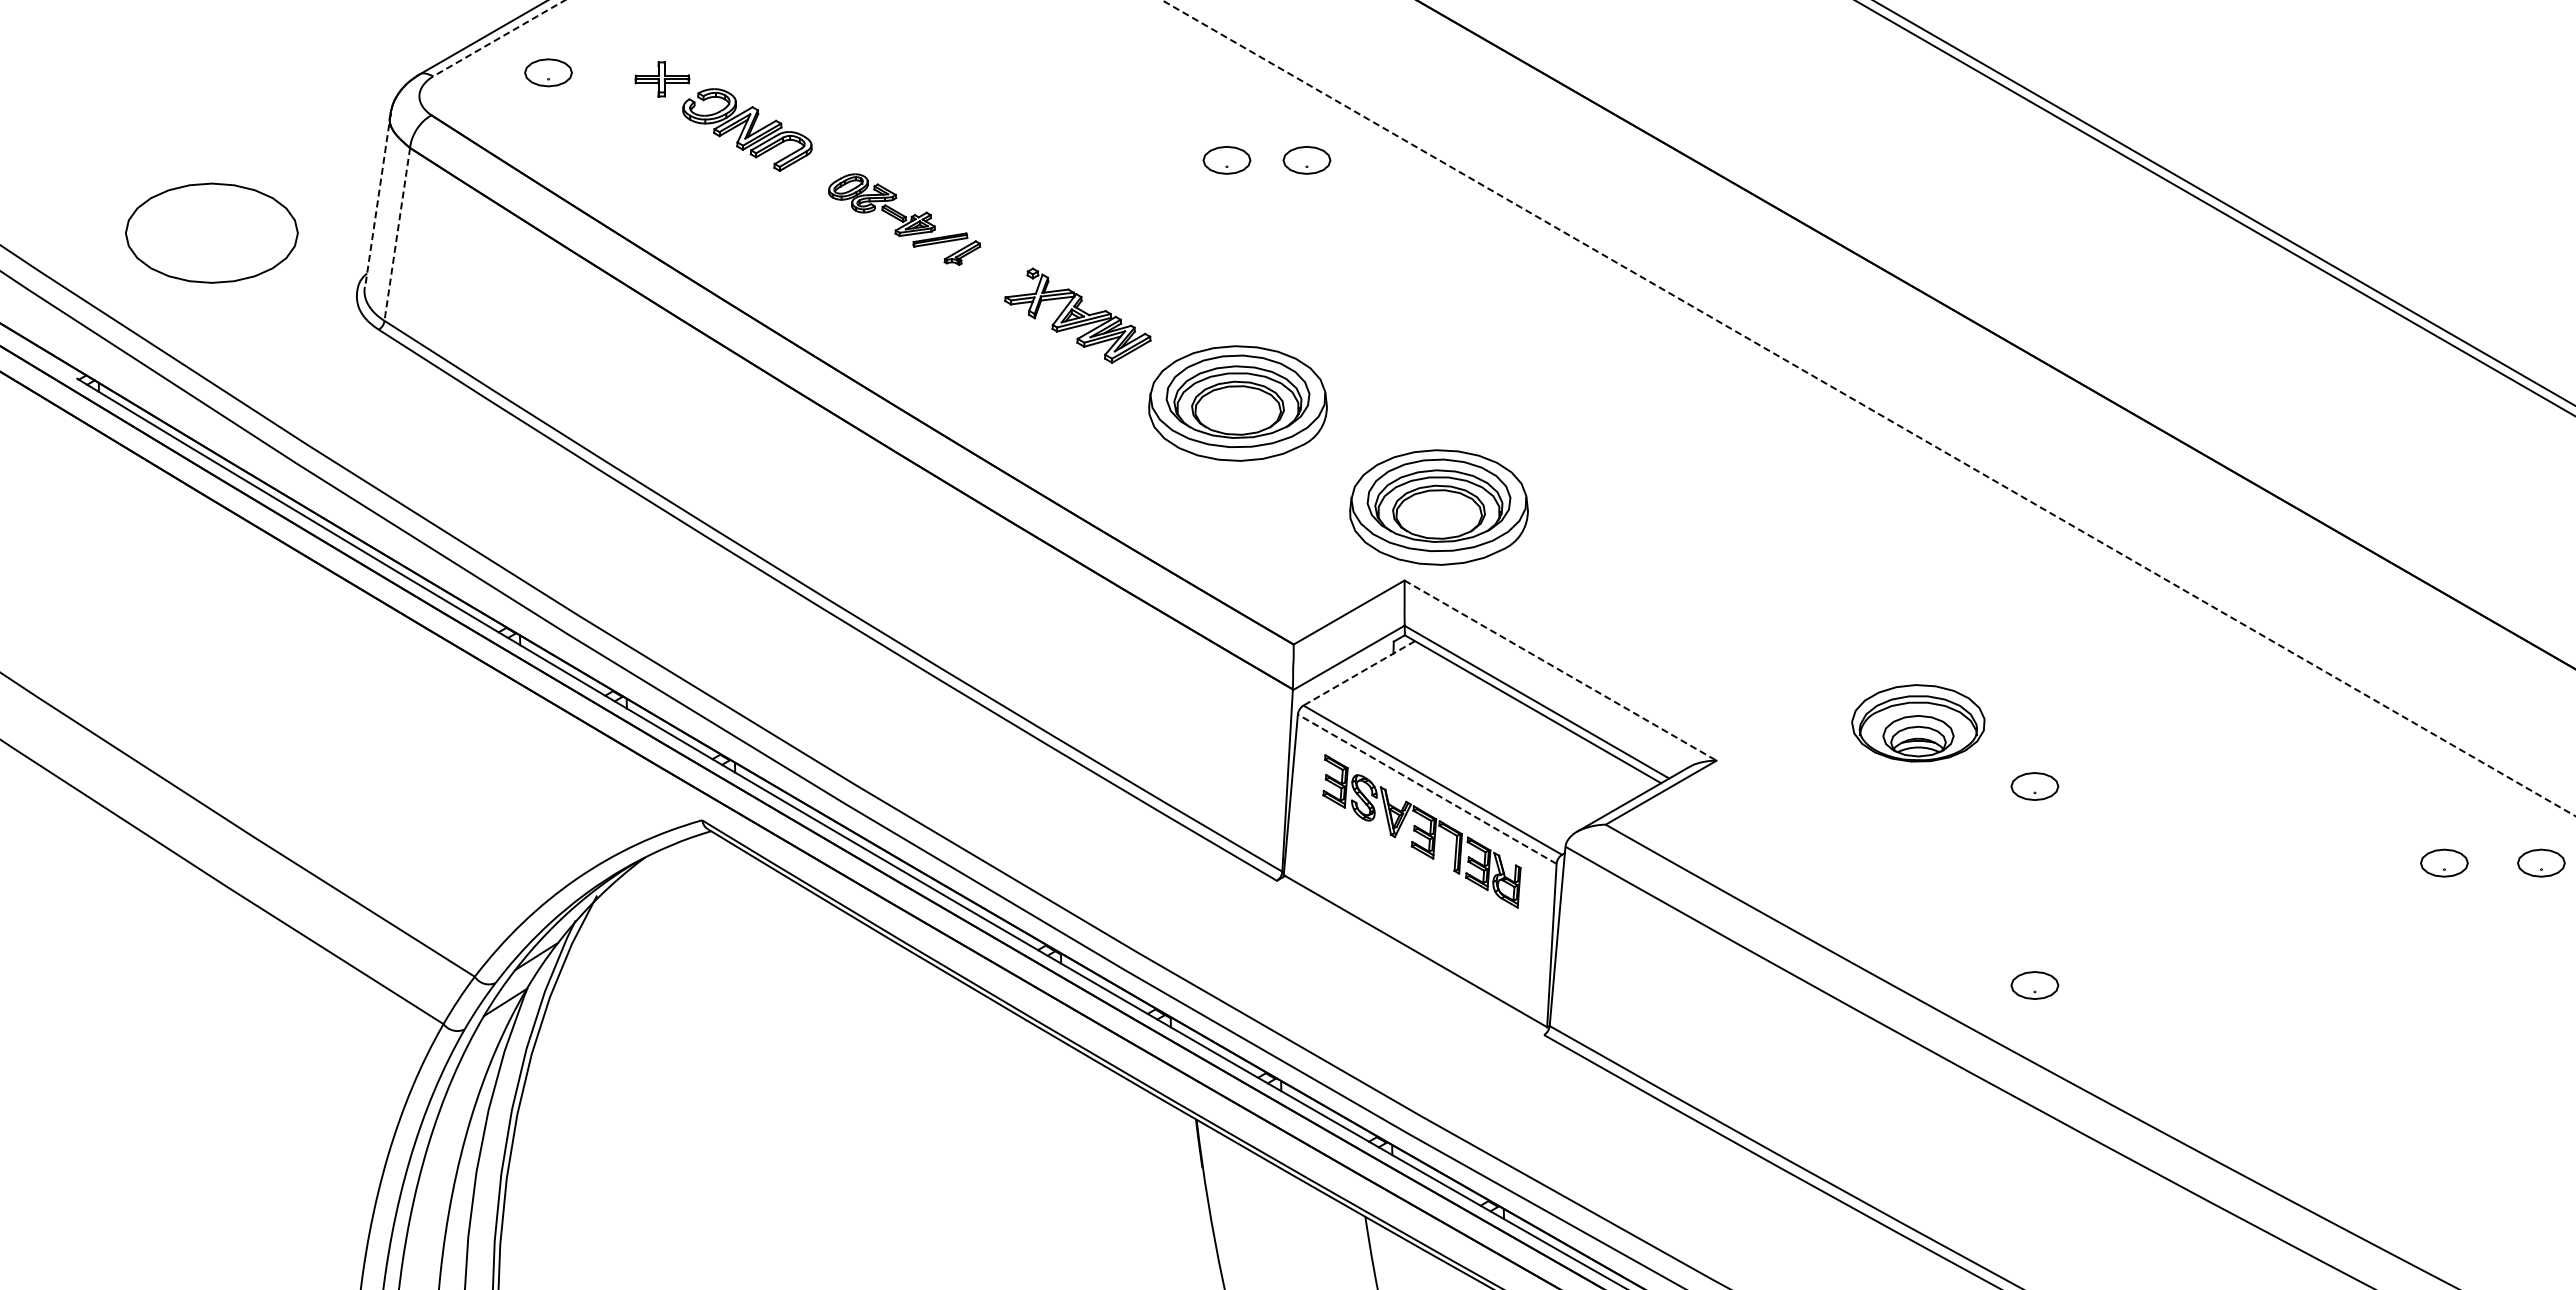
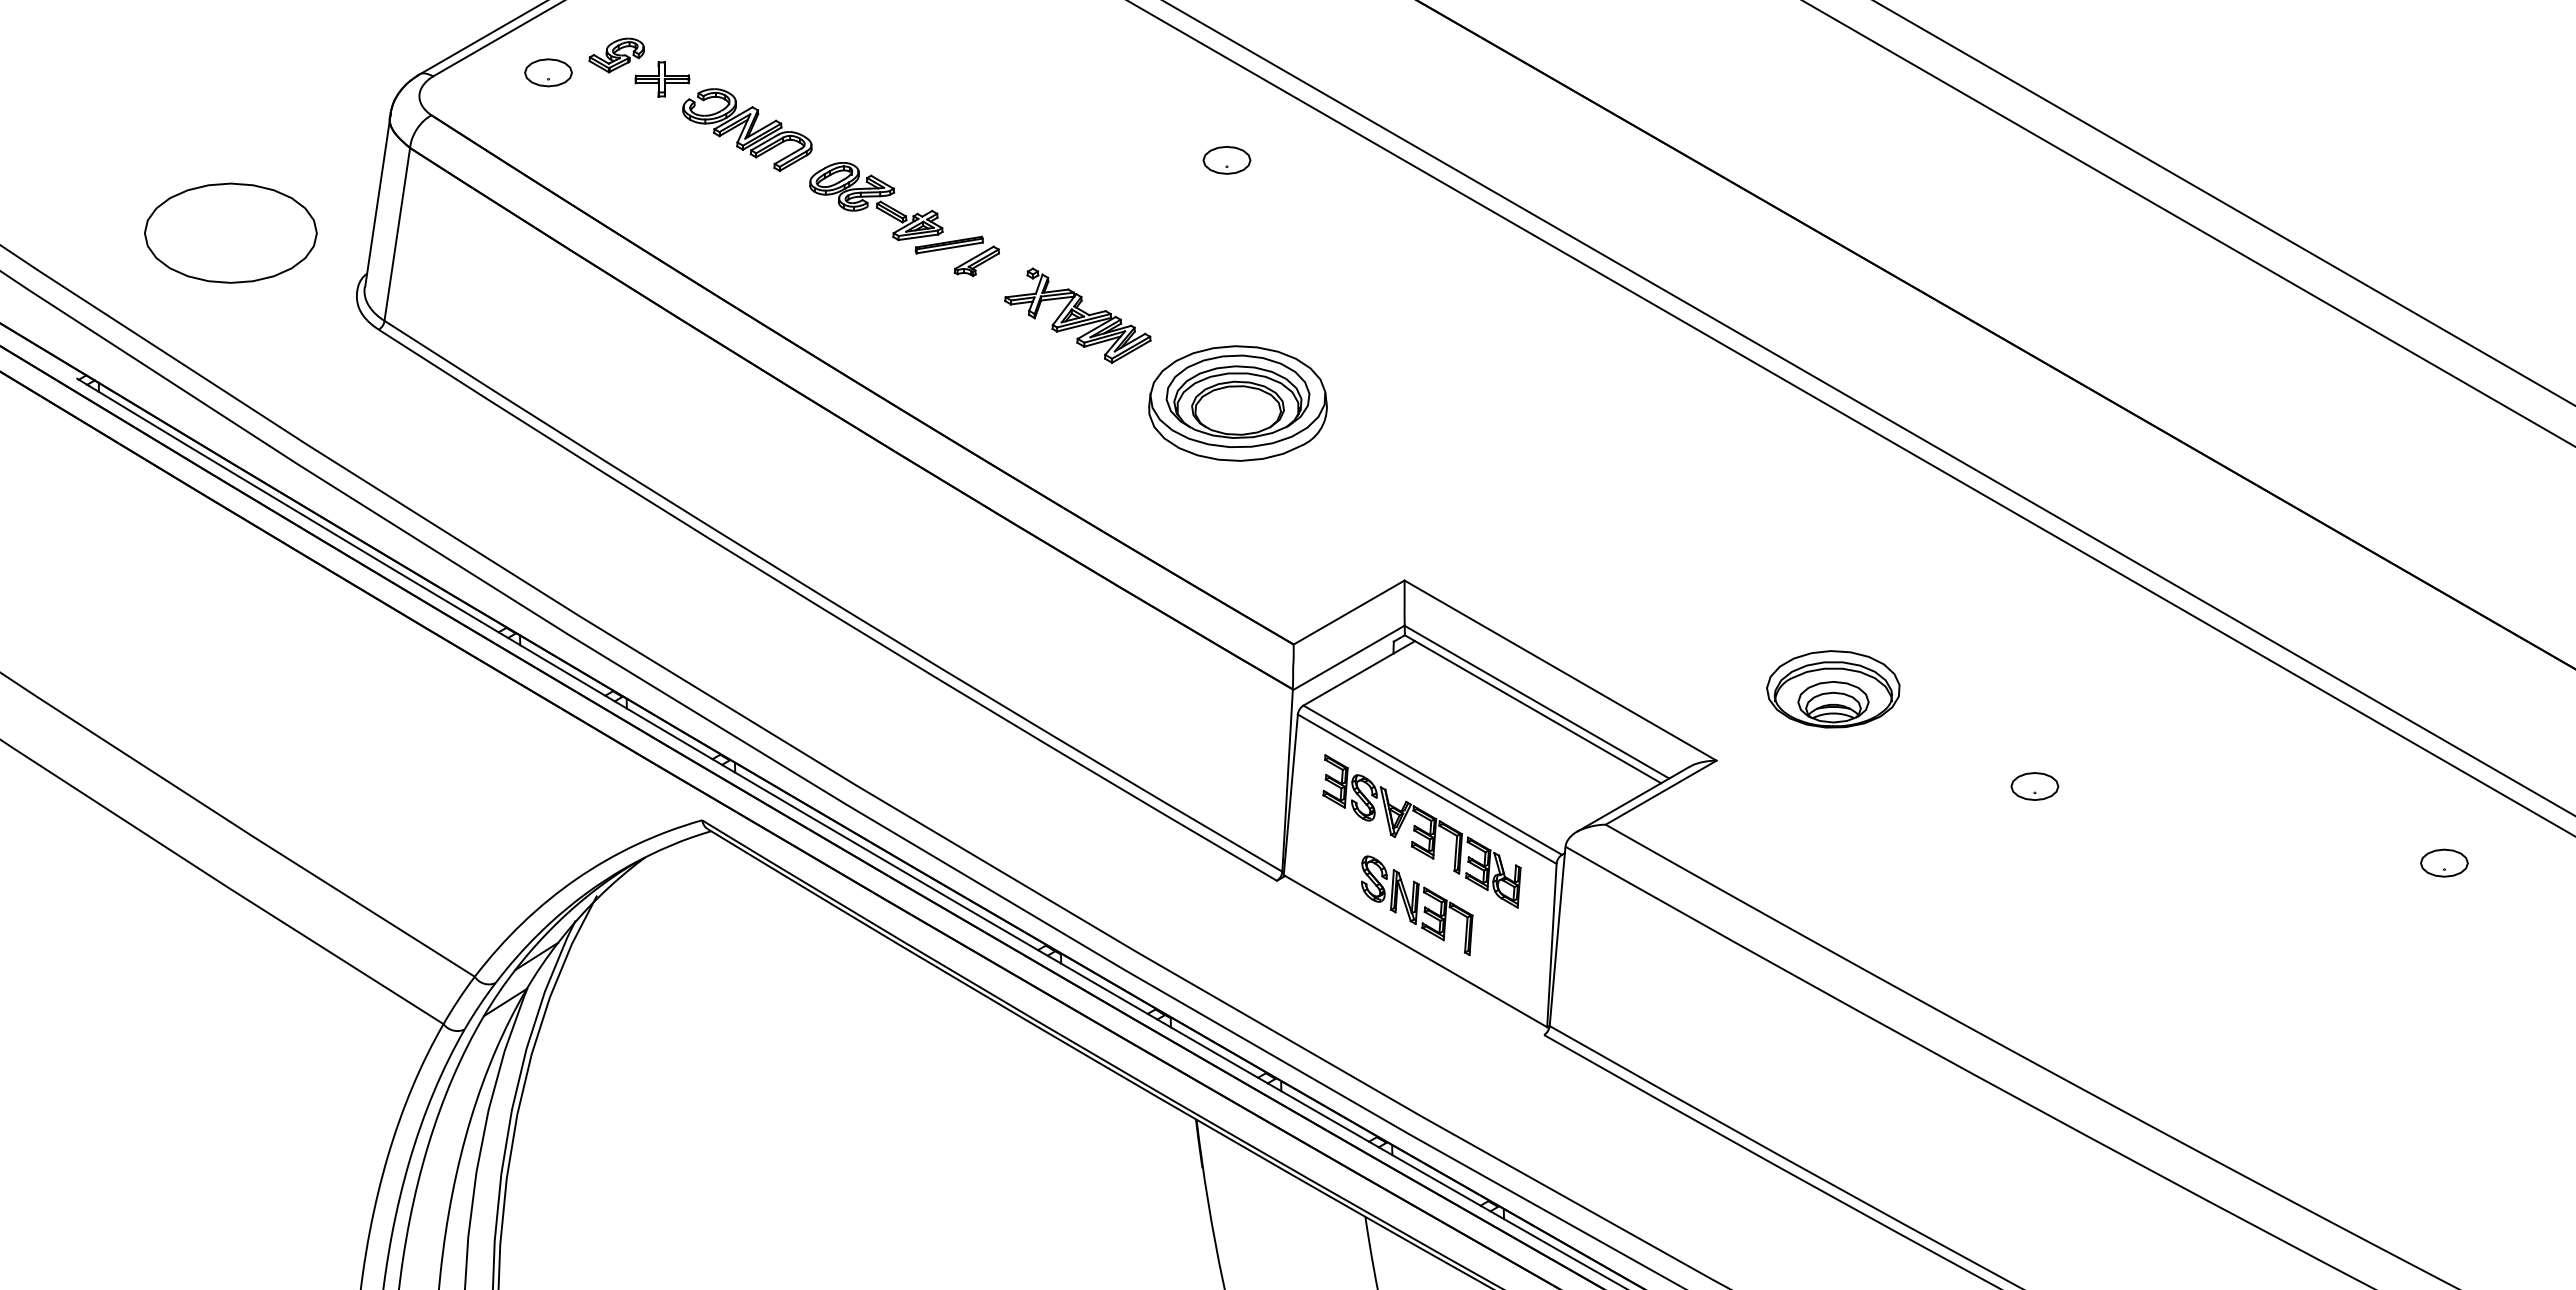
line: dashed -> solid (498, 38)
part: none -> present (616, 55)
part: present -> none (1306, 160)
line: dashed -> solid (378, 200)
line position: (2215, 208) -> (2188, 223) (2188, 223)
part size: 154x93 px -> 191x116 px (904, 219)
part position: (211, 232) -> (230, 232) (230, 232)
line: dashed -> solid (397, 235)
line: dashed -> solid (1868, 407)
line: none -> present (1850, 418)
part: present -> none (1438, 507)
line: dashed -> solid (1561, 670)
line: dashed -> solid (1358, 673)
part position: (1918, 723) -> (1833, 689) (1833, 689)
line: dashed -> solid (1426, 788)
part: present -> none (2541, 862)
part: none -> present (1417, 905)
part: present -> none (2034, 985)
